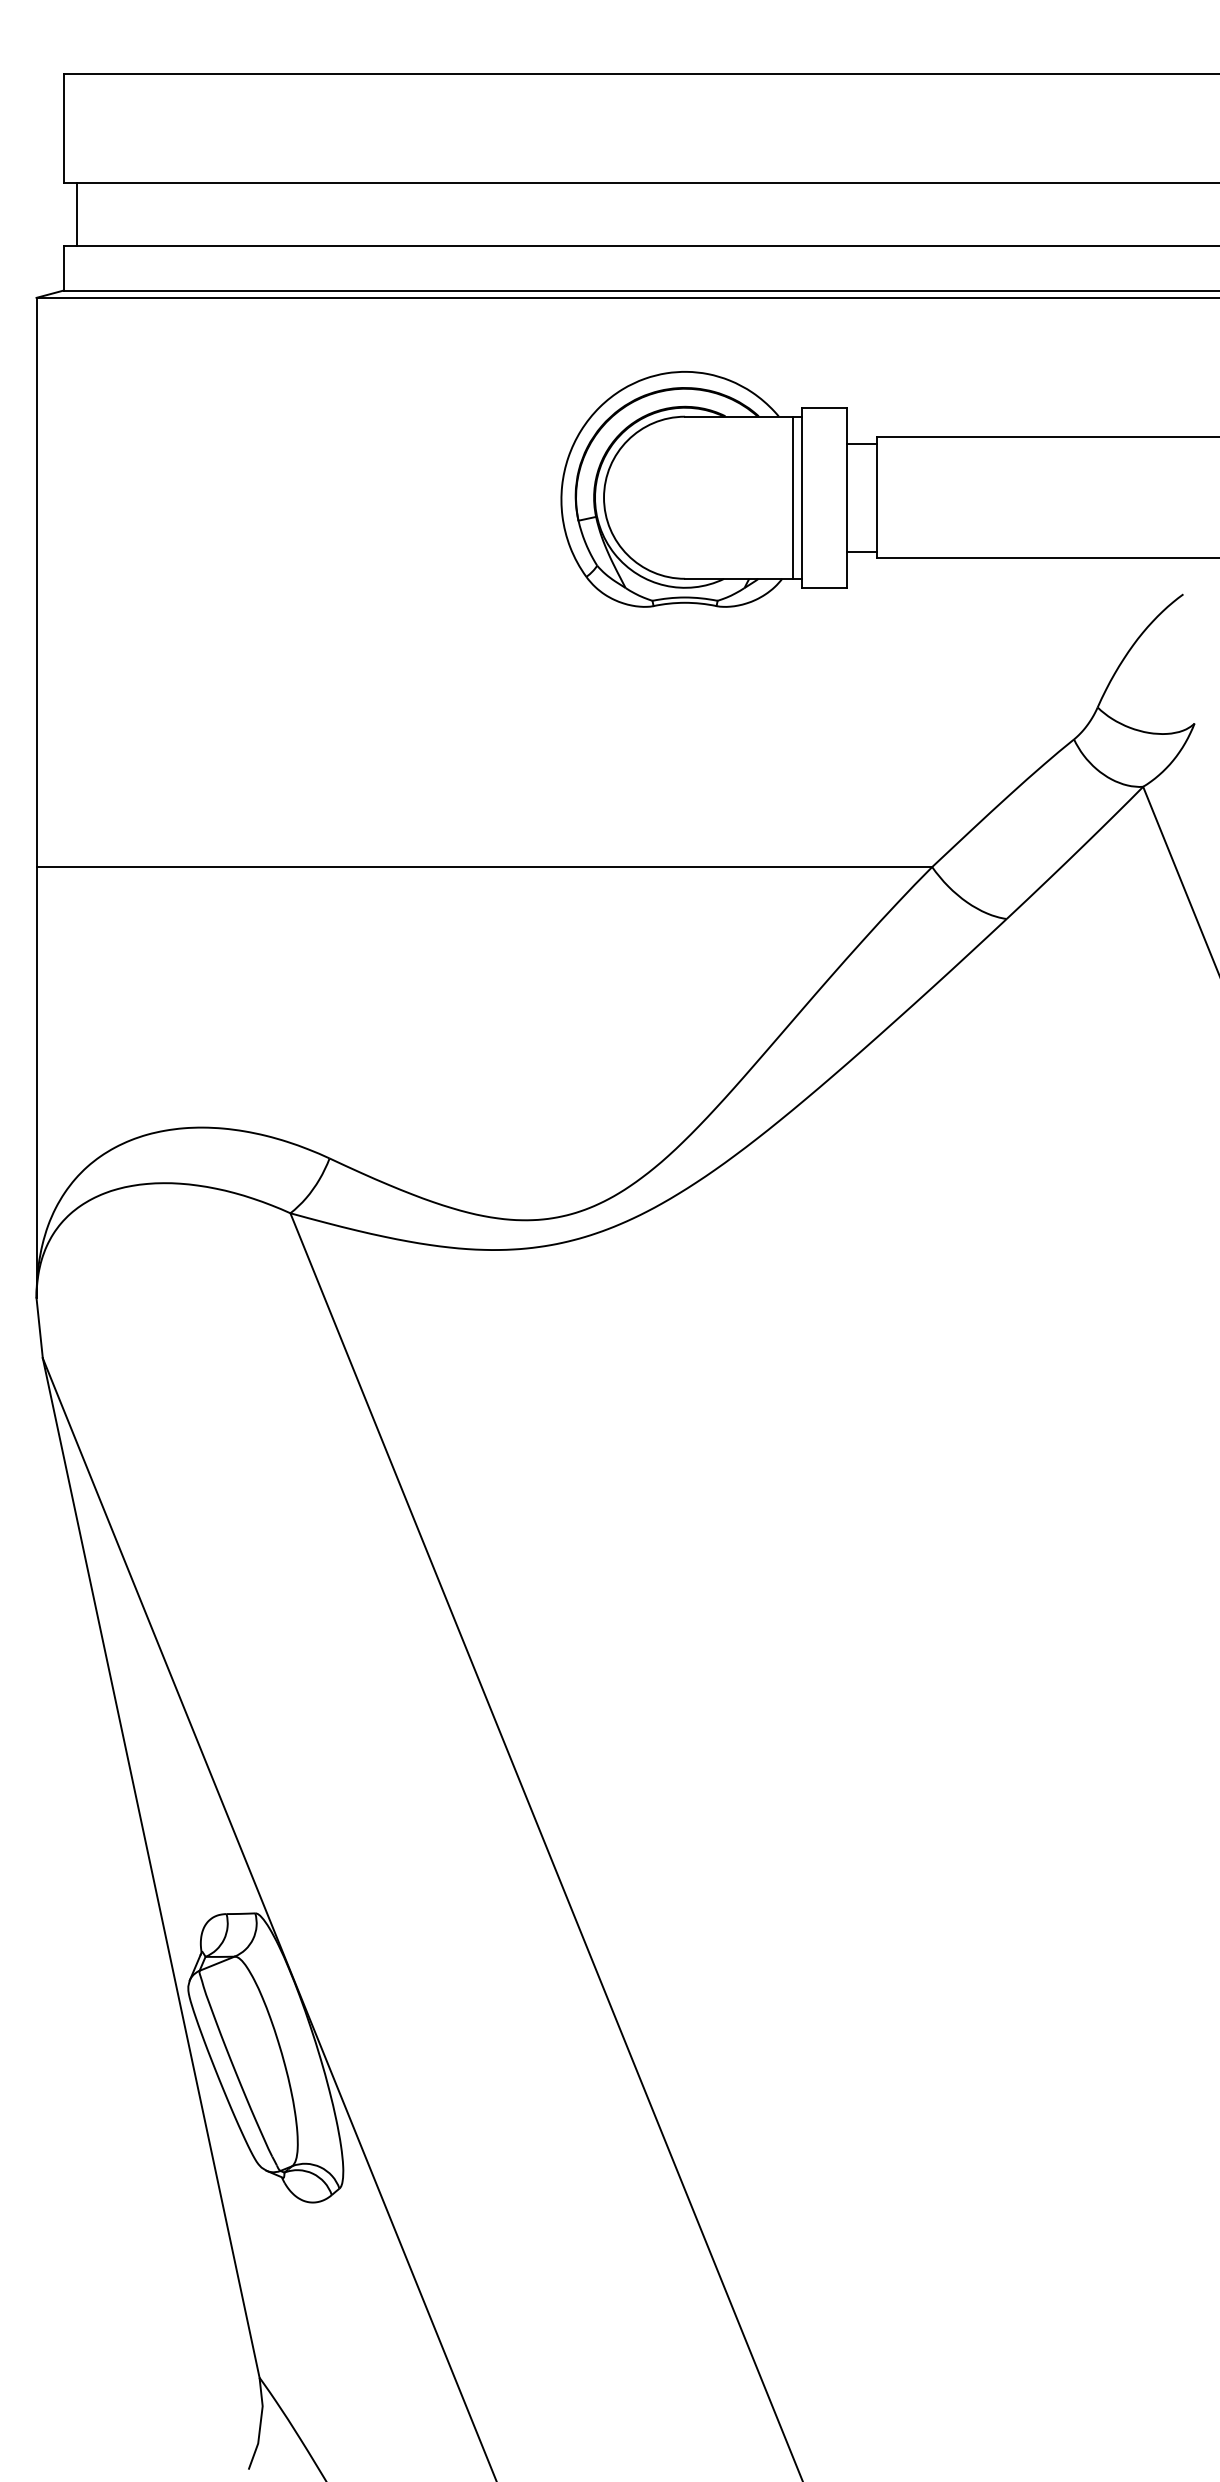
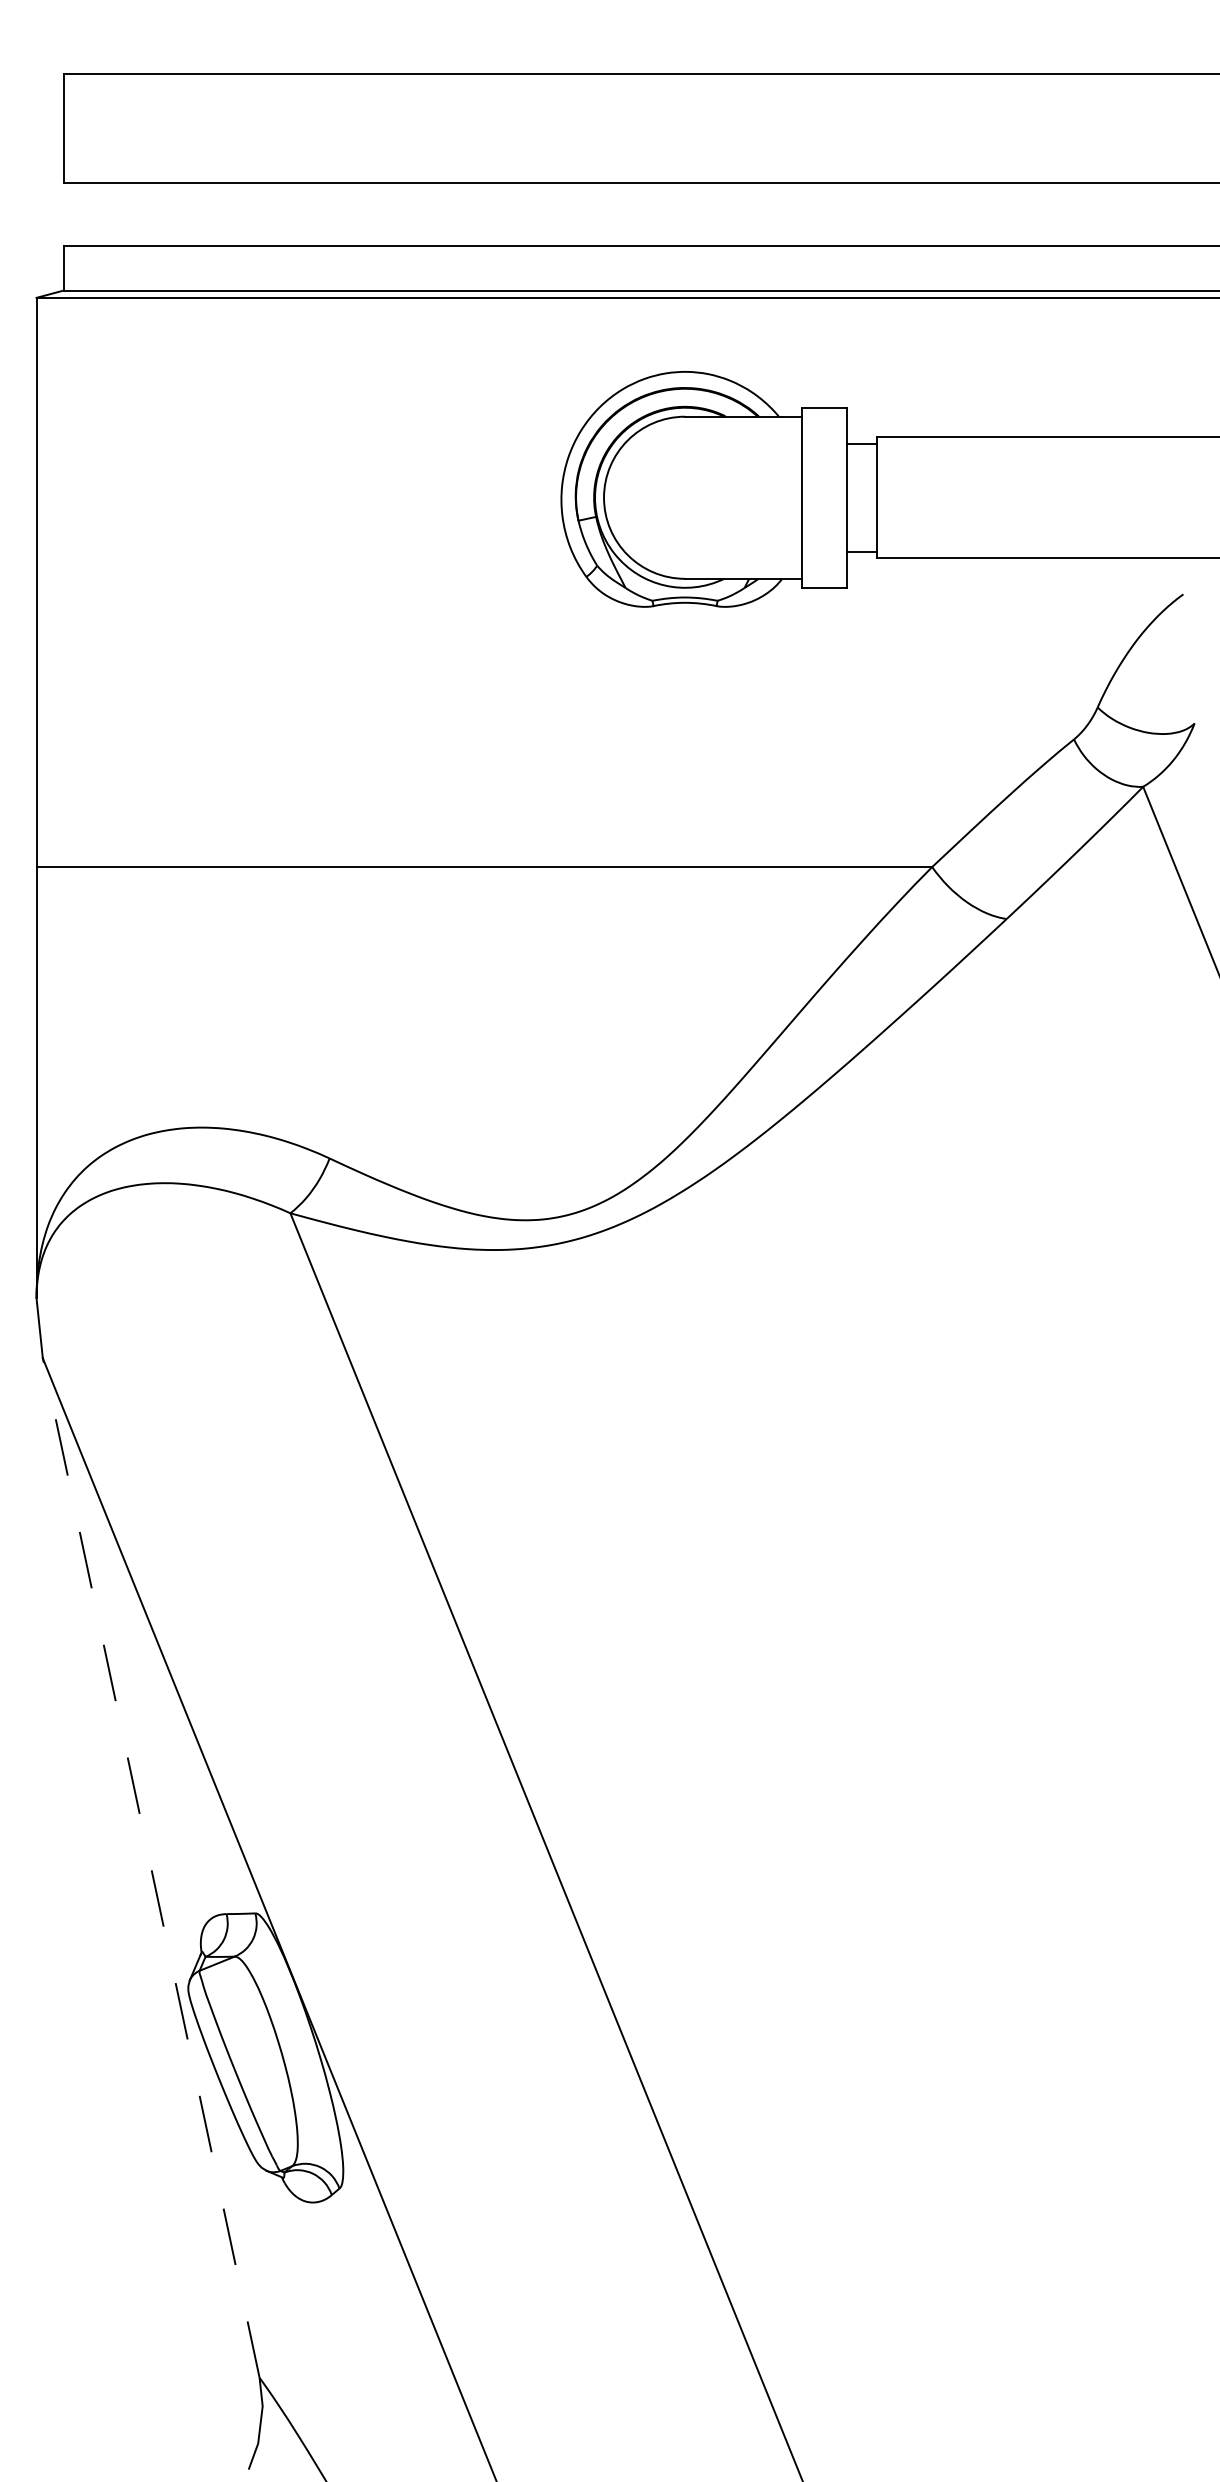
line: present -> none (76, 213)
line: present -> none (793, 497)
line: solid -> dashed (151, 1867)
